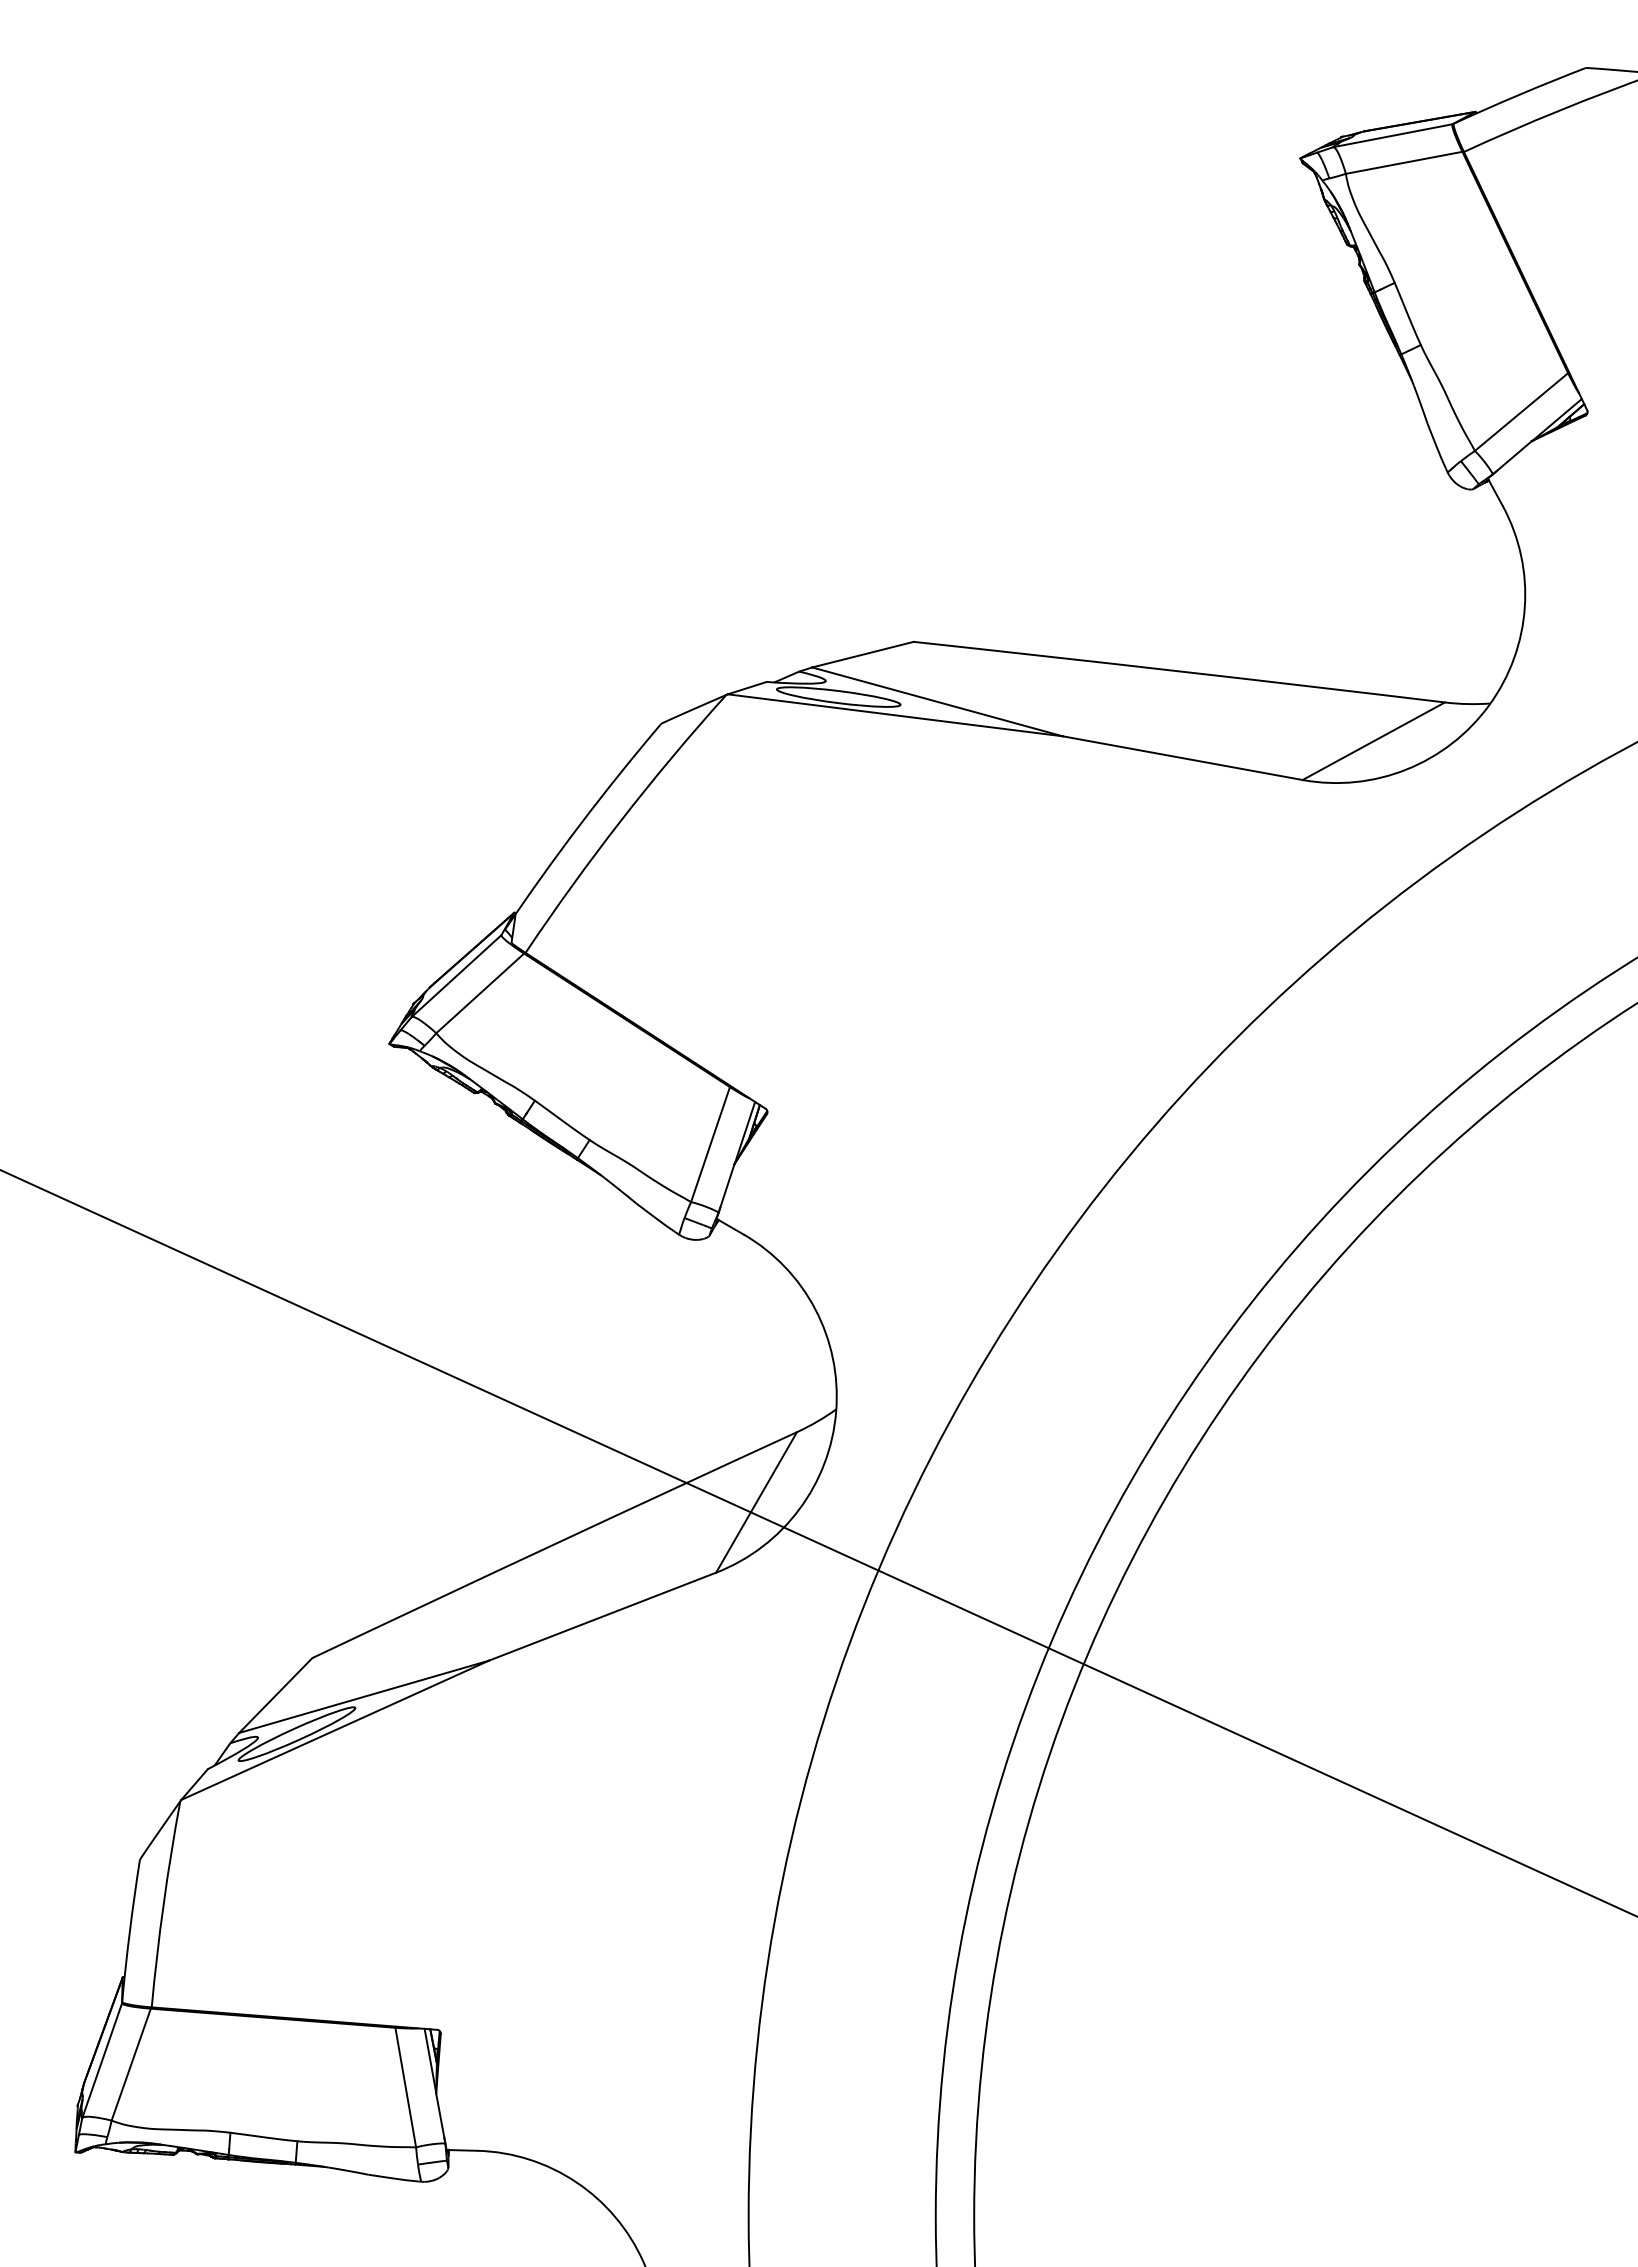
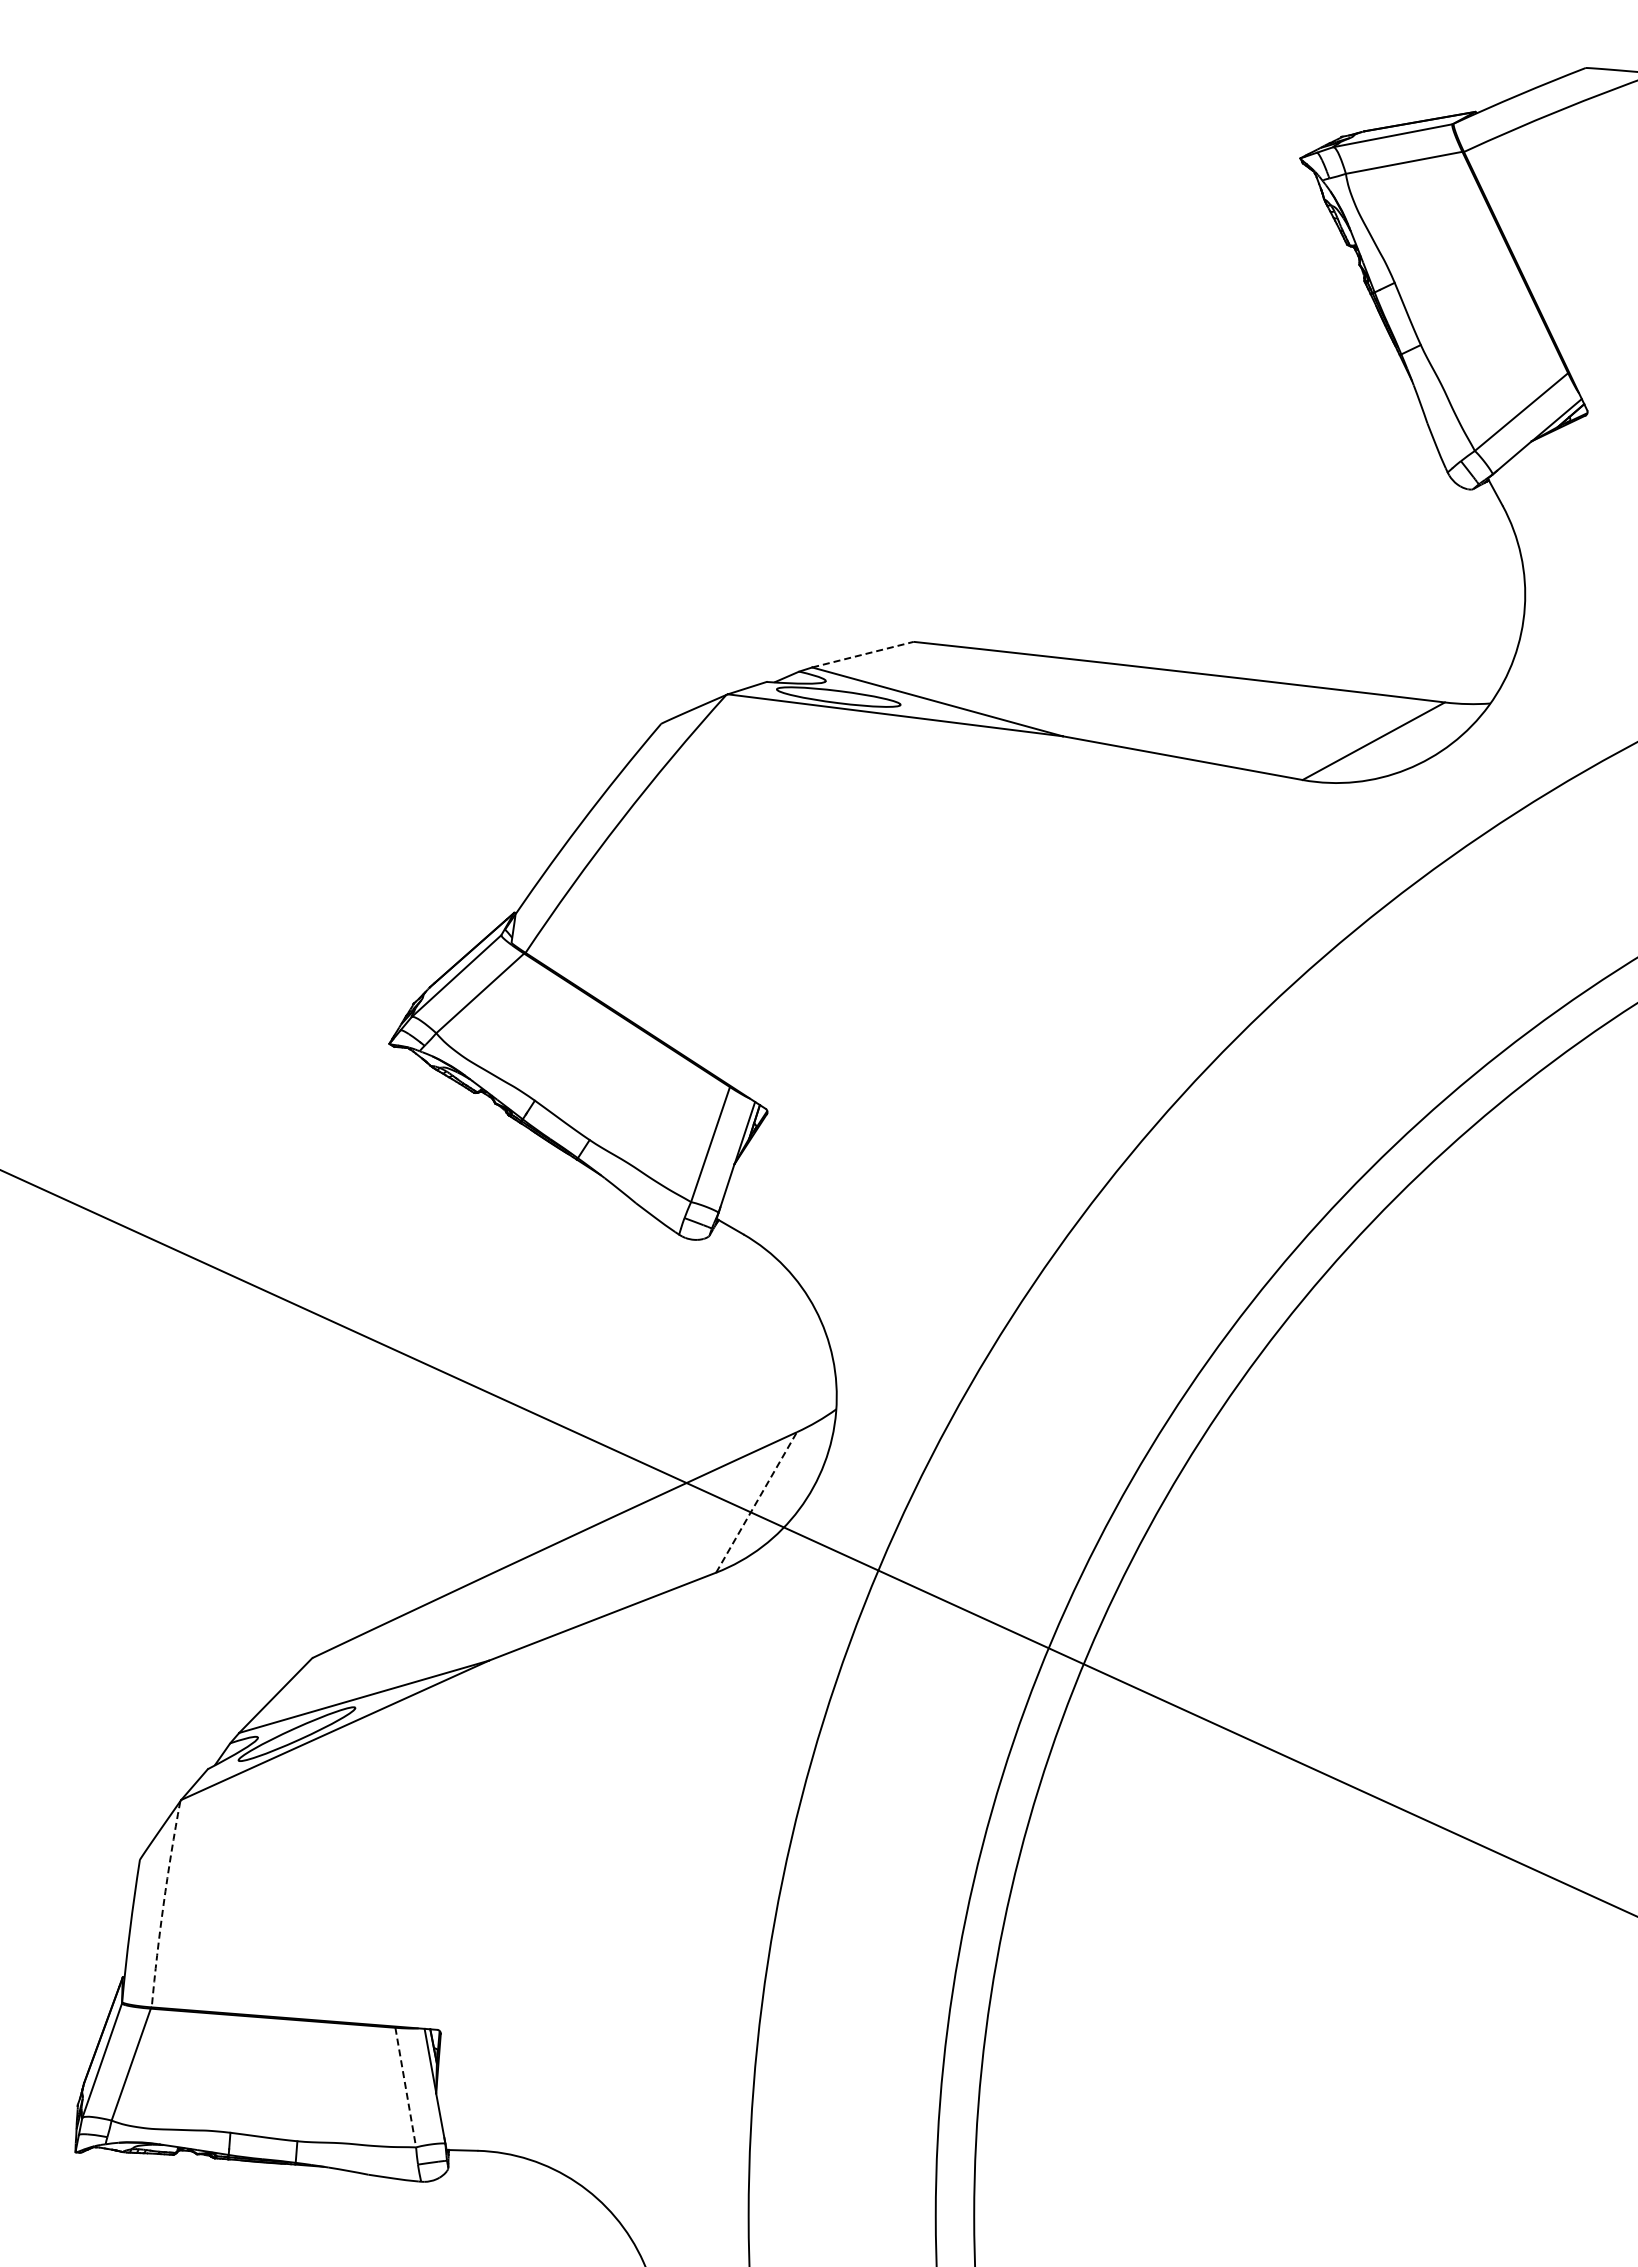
line: solid -> dashed (863, 654)
line: solid -> dashed (756, 1502)
arc: solid -> dashed (163, 1904)
line: solid -> dashed (405, 2087)
